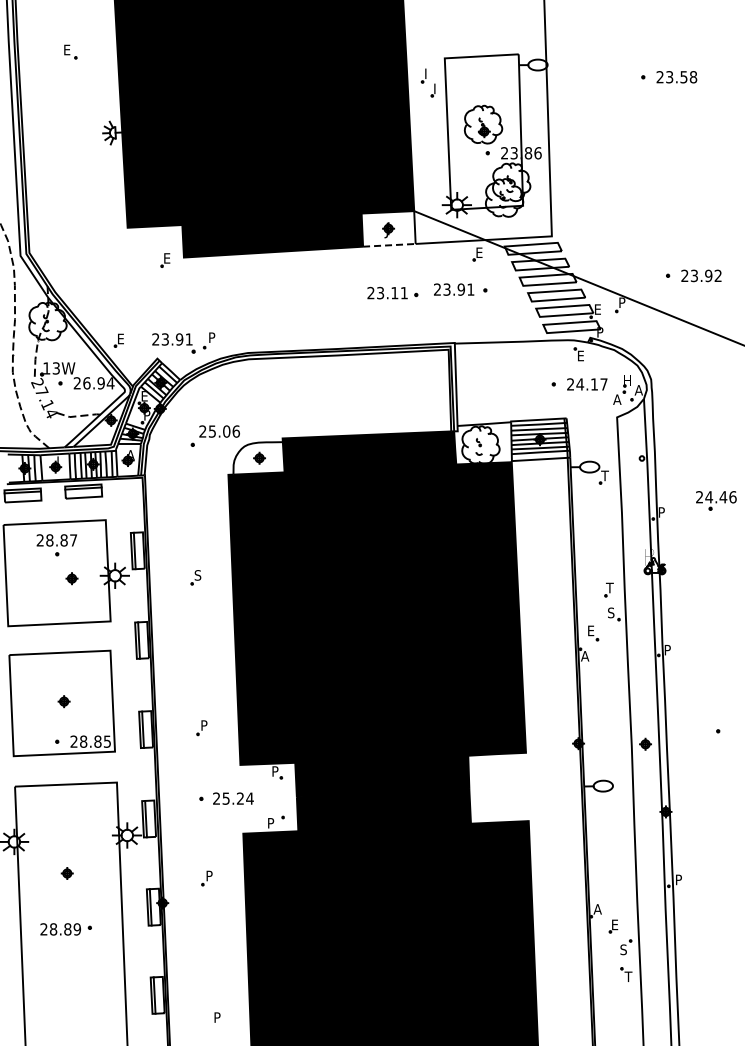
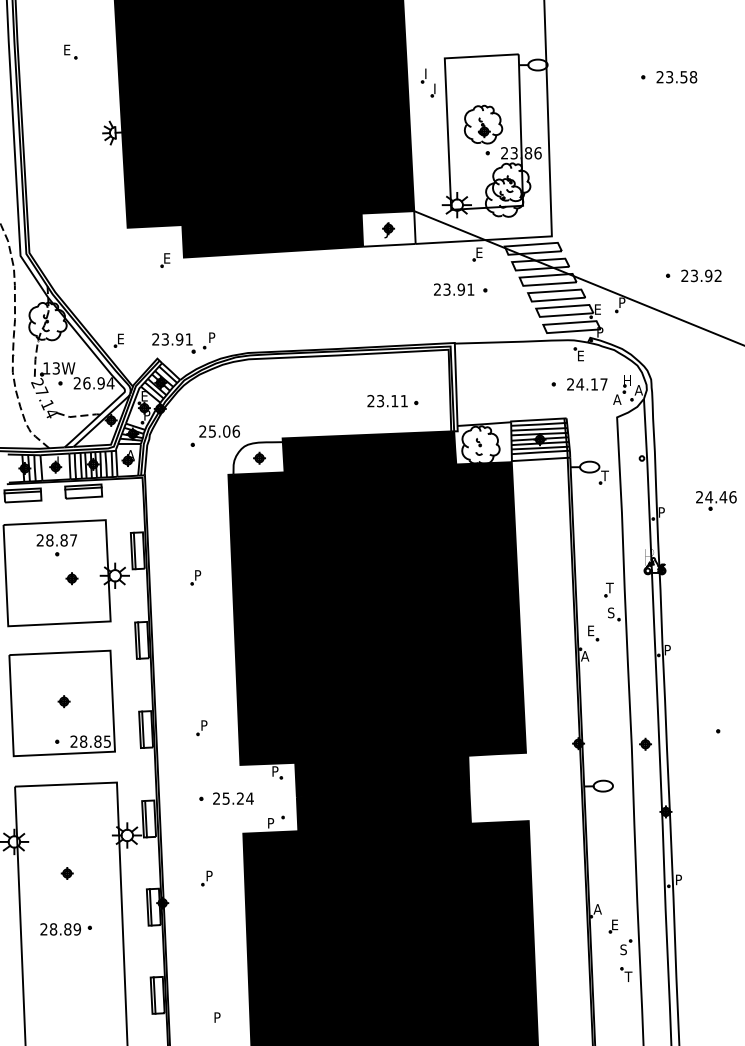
line: dashed -> solid (389, 245)
part position: (392, 292) -> (392, 400) (392, 400)
text: S -> P (197, 575)
